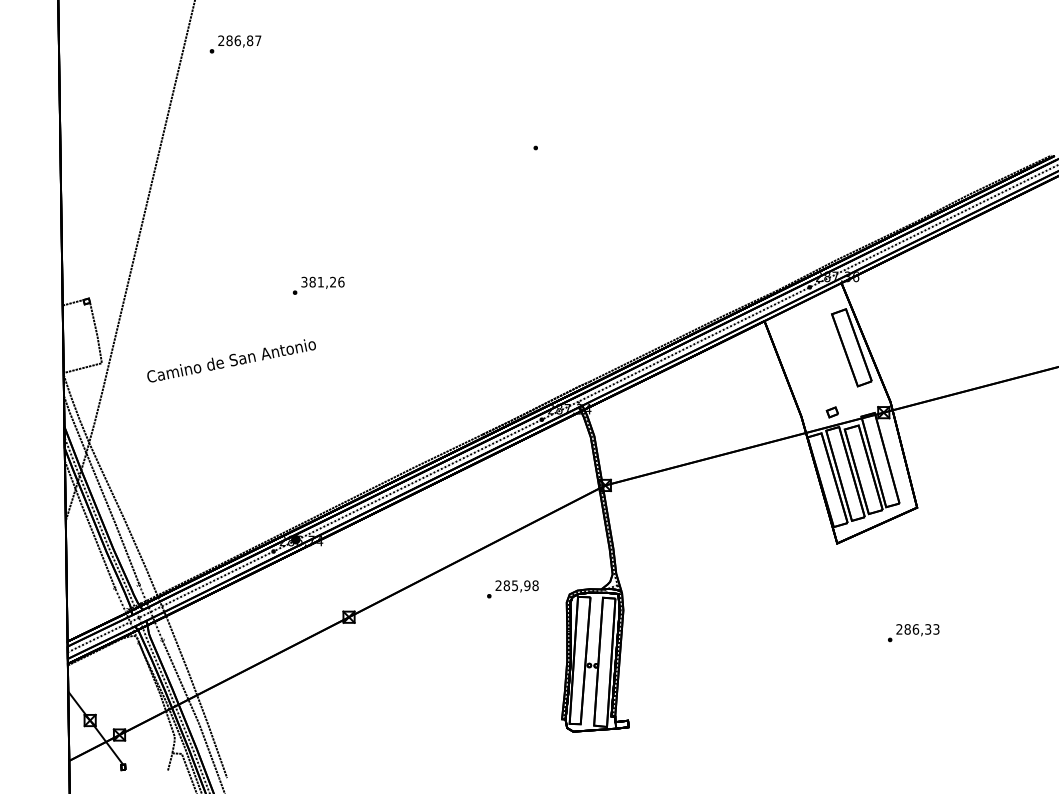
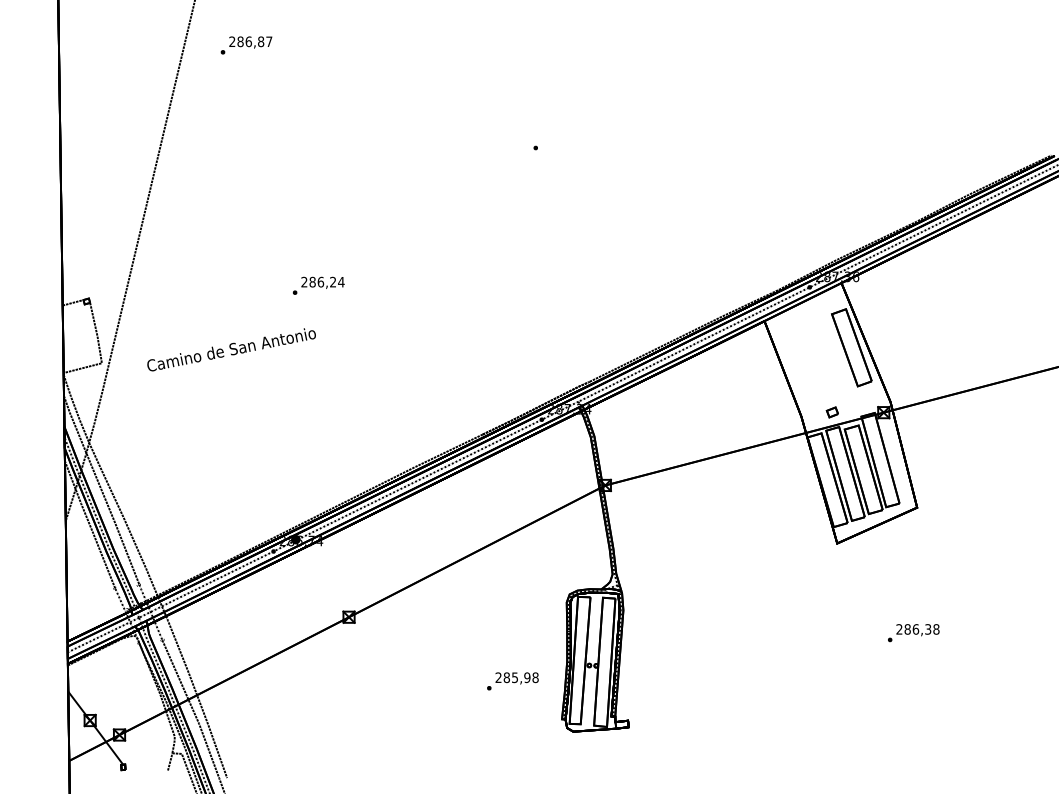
text position: (235, 44) -> (246, 45) (246, 45)
text: 381,26 -> 286,24 (322, 281)
text position: (231, 360) -> (231, 349) (231, 349)
text position: (512, 589) -> (512, 681) (512, 681)
text: 286,33 -> 286,38 (936, 629)
